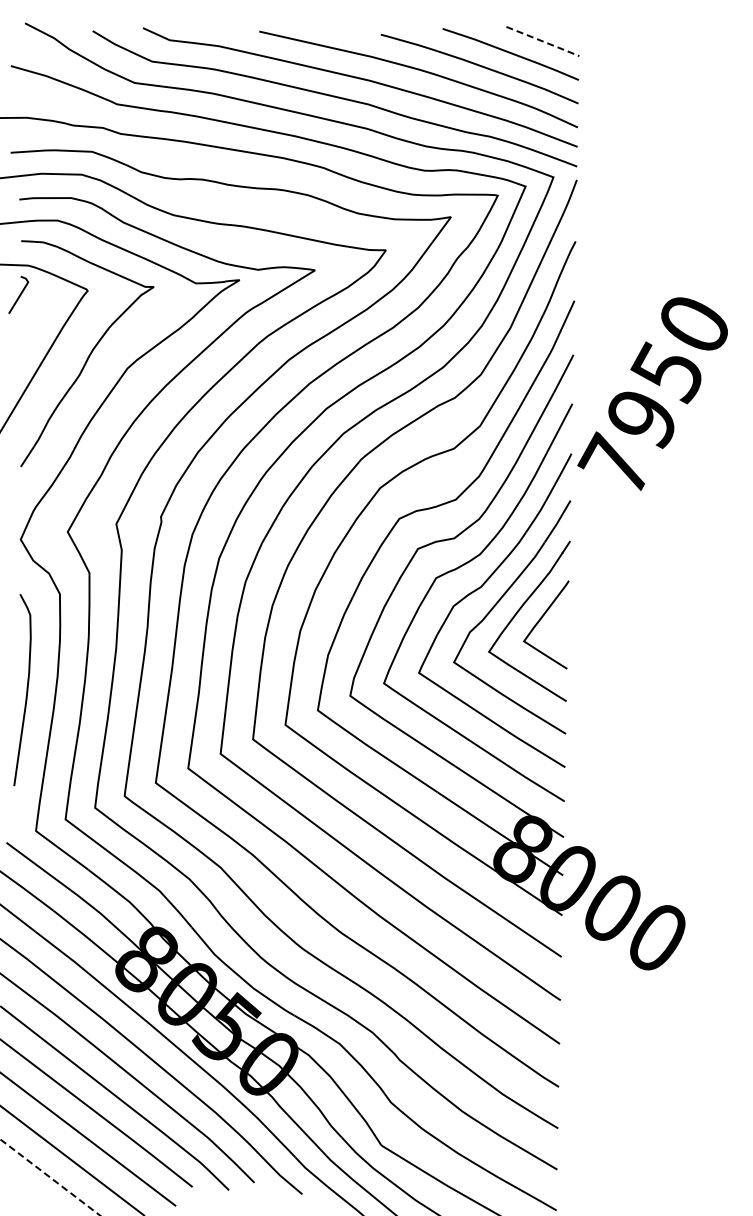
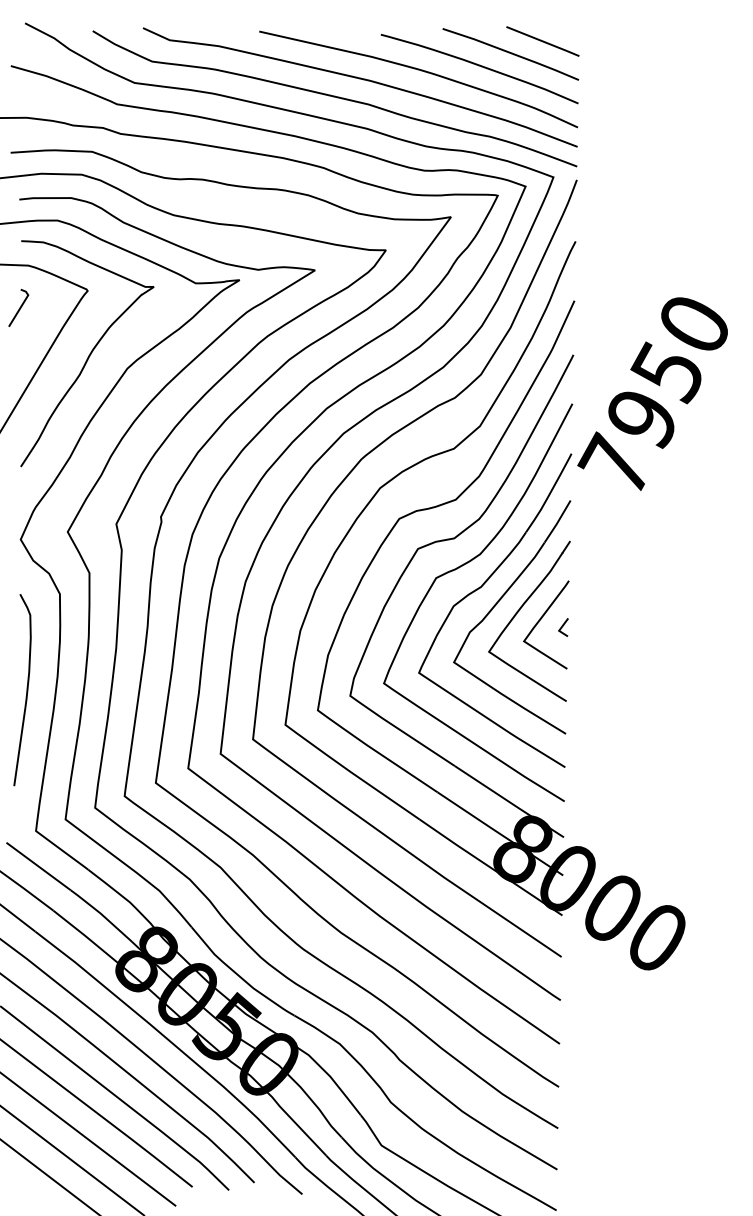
line: dashed -> solid (543, 41)
line position: (19, 294) -> (19, 307) (19, 307)
line: none -> present (563, 626)
line: dashed -> solid (50, 1177)
